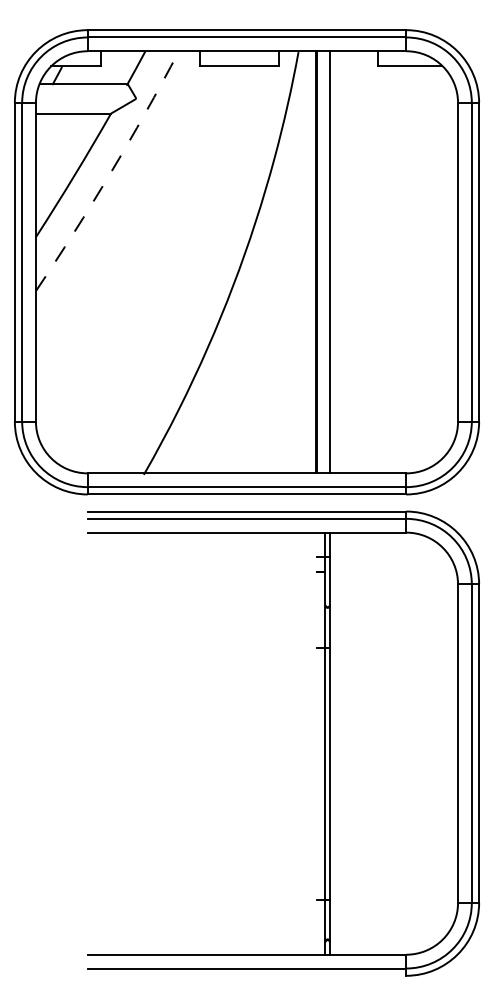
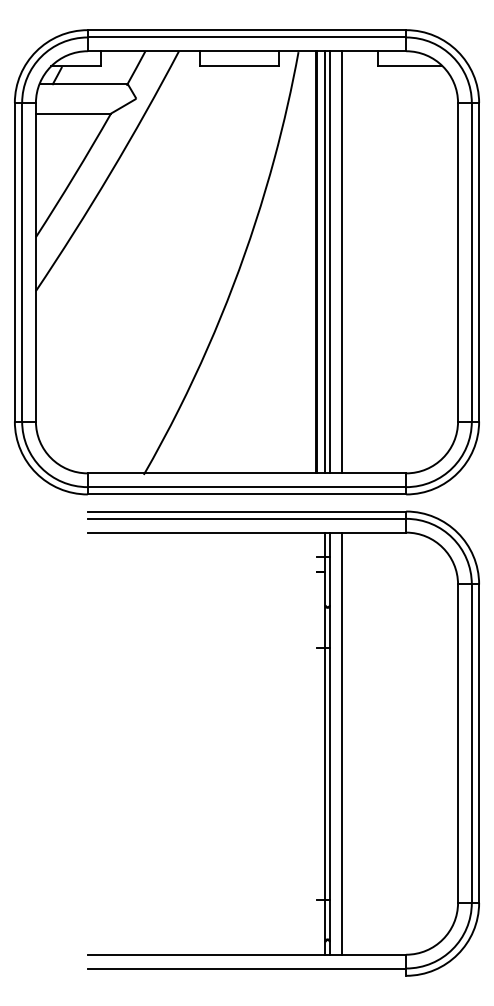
arc: dashed -> solid (110, 173)
line: none -> present (325, 262)
line: none -> present (341, 262)
line: none -> present (341, 743)
